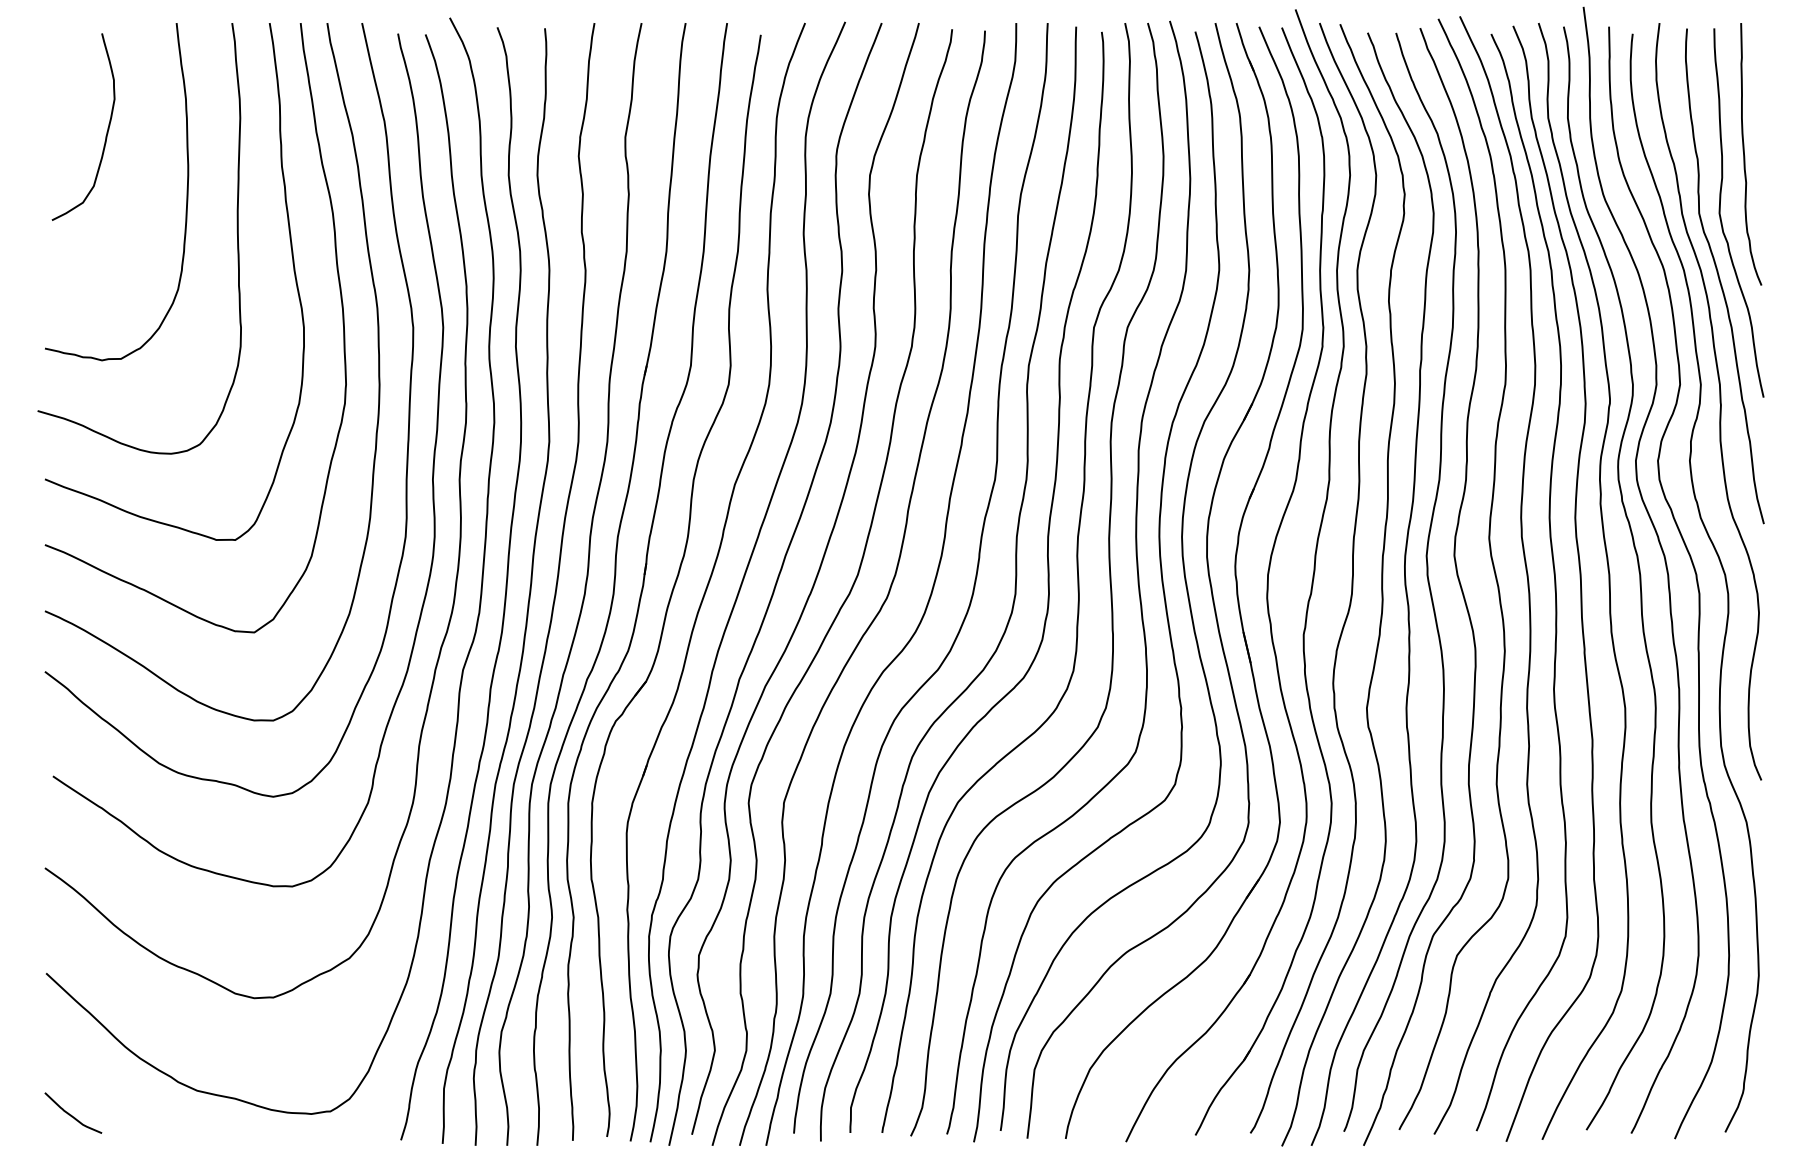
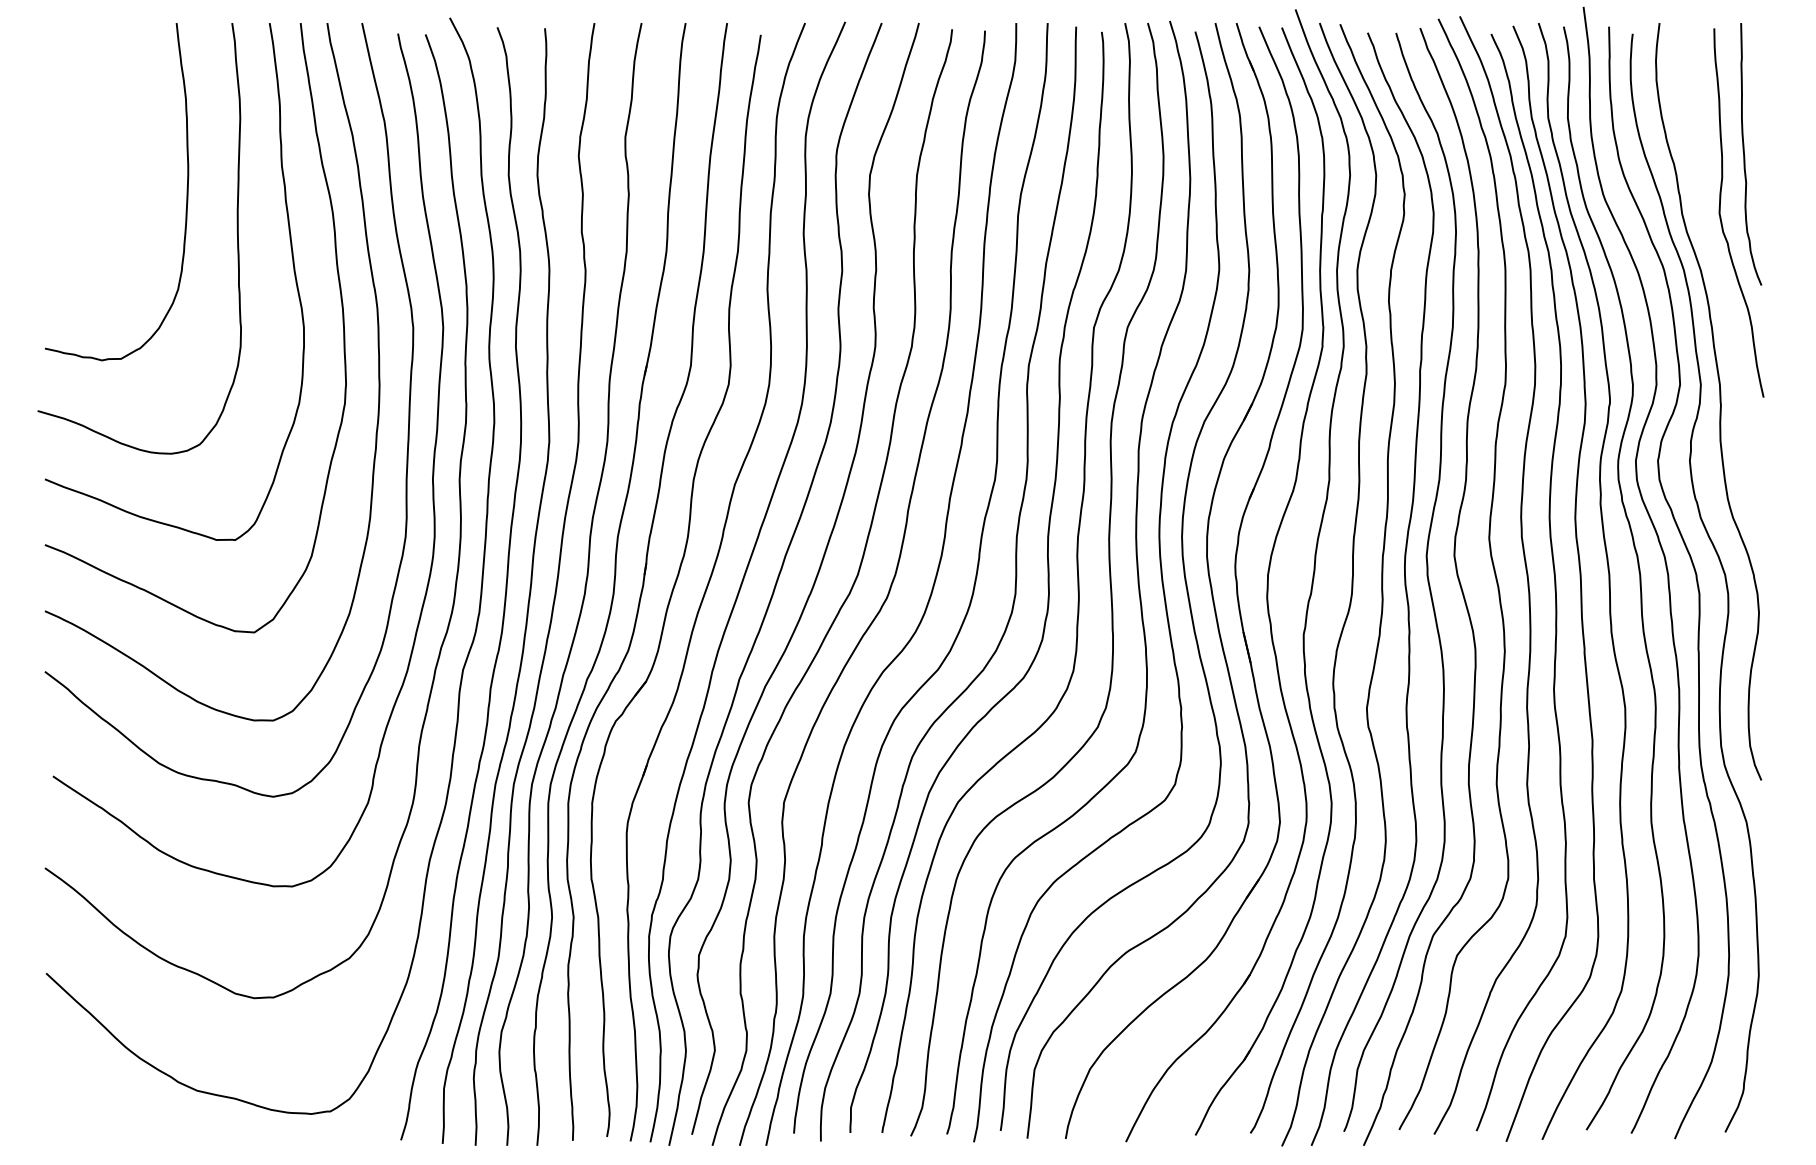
curve: present -> none (106, 131)
curve: present -> none (1720, 278)
curve: present -> none (71, 1114)
